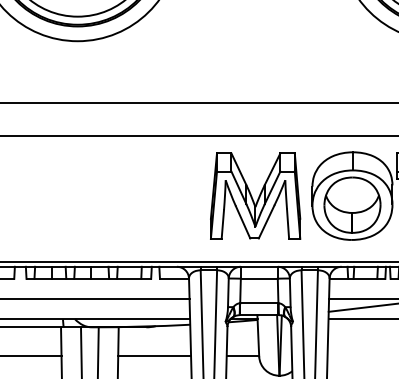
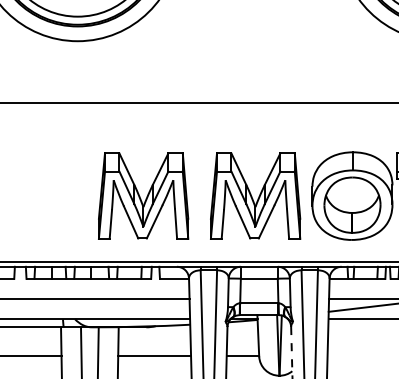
line: present -> none (198, 136)
part: none -> present (143, 195)
line: solid -> dashed (291, 352)
